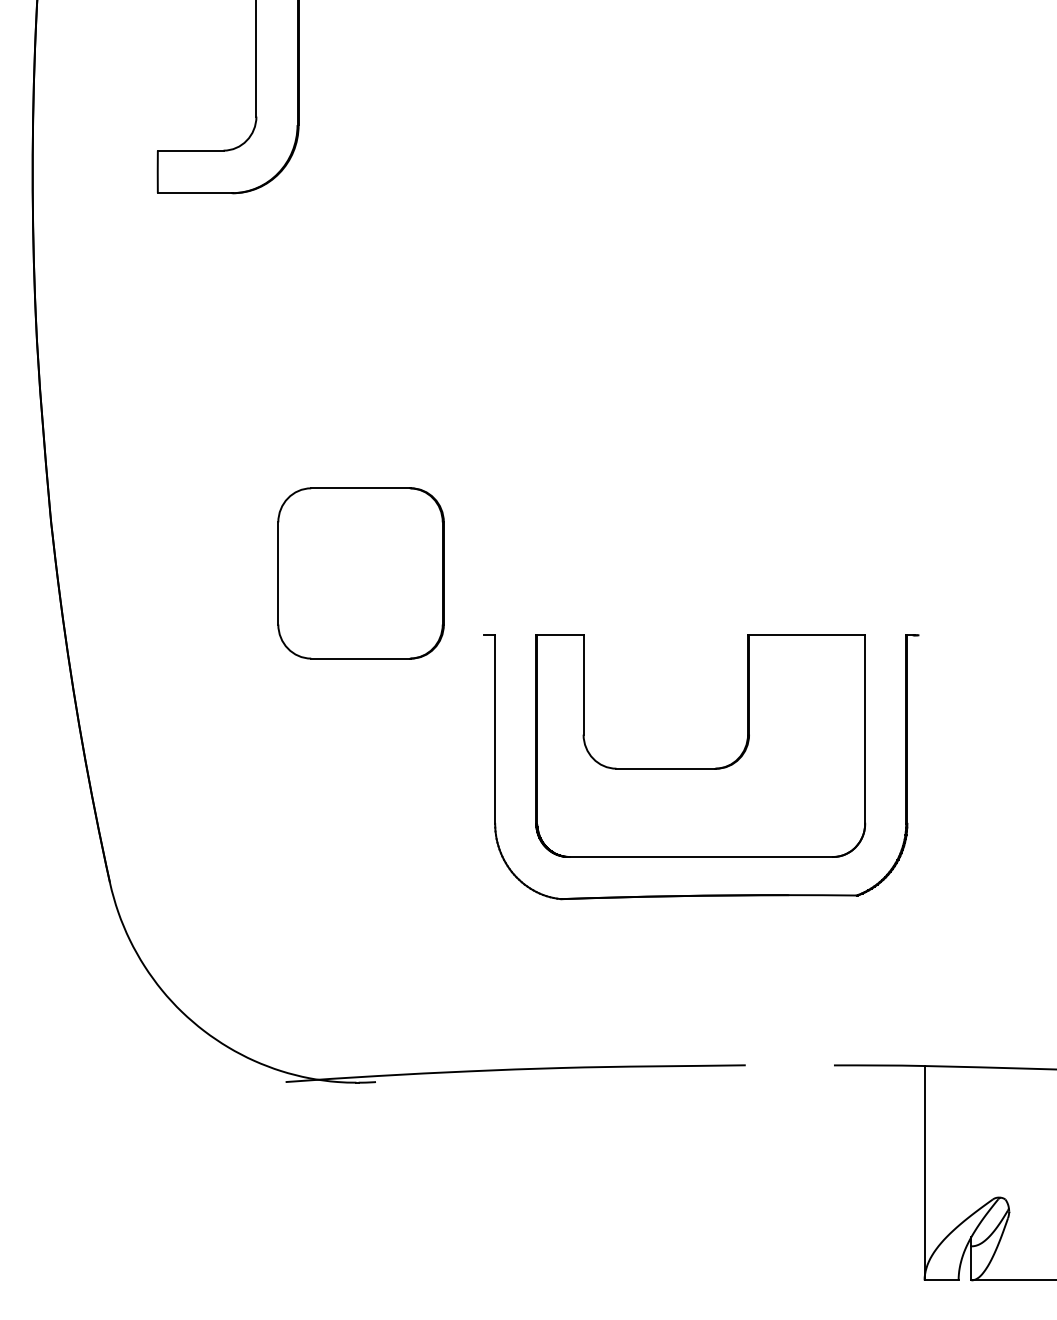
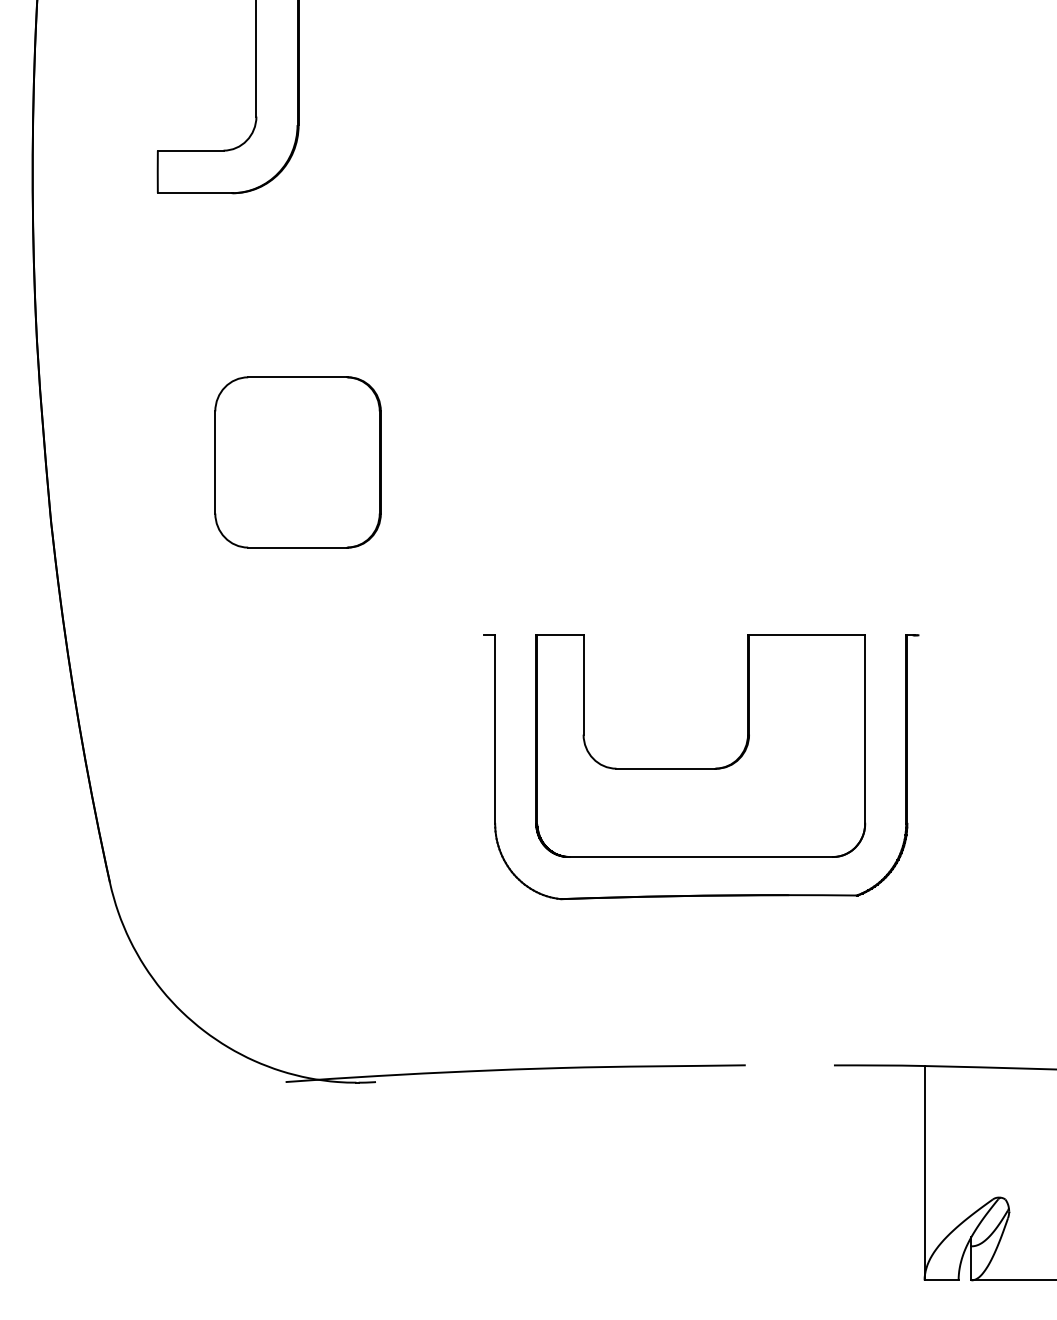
part position: (360, 573) -> (297, 462) (297, 462)
